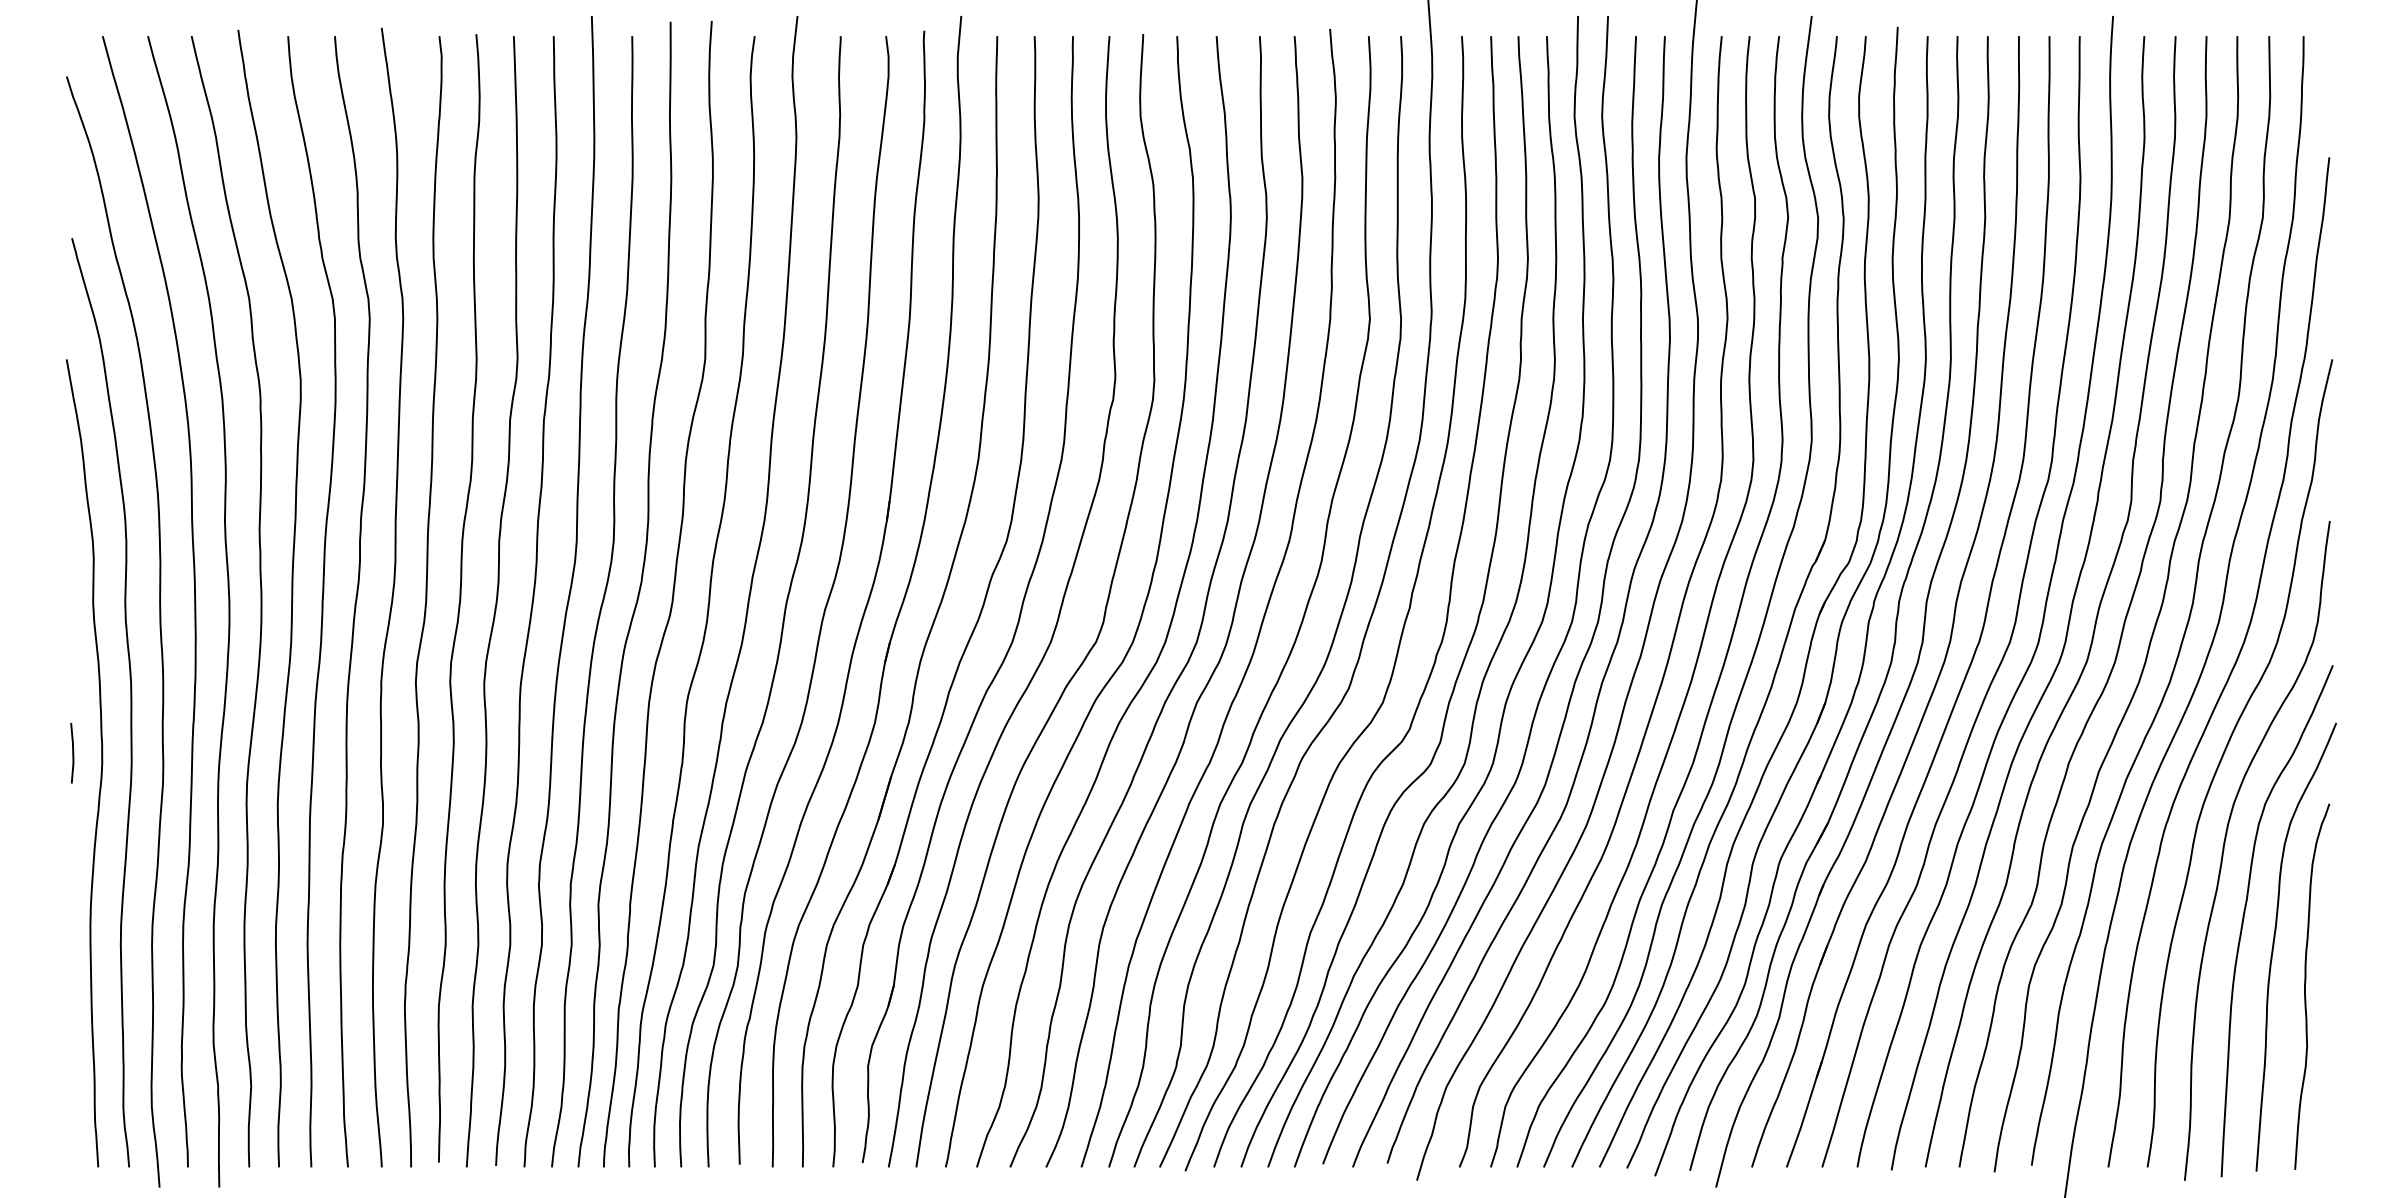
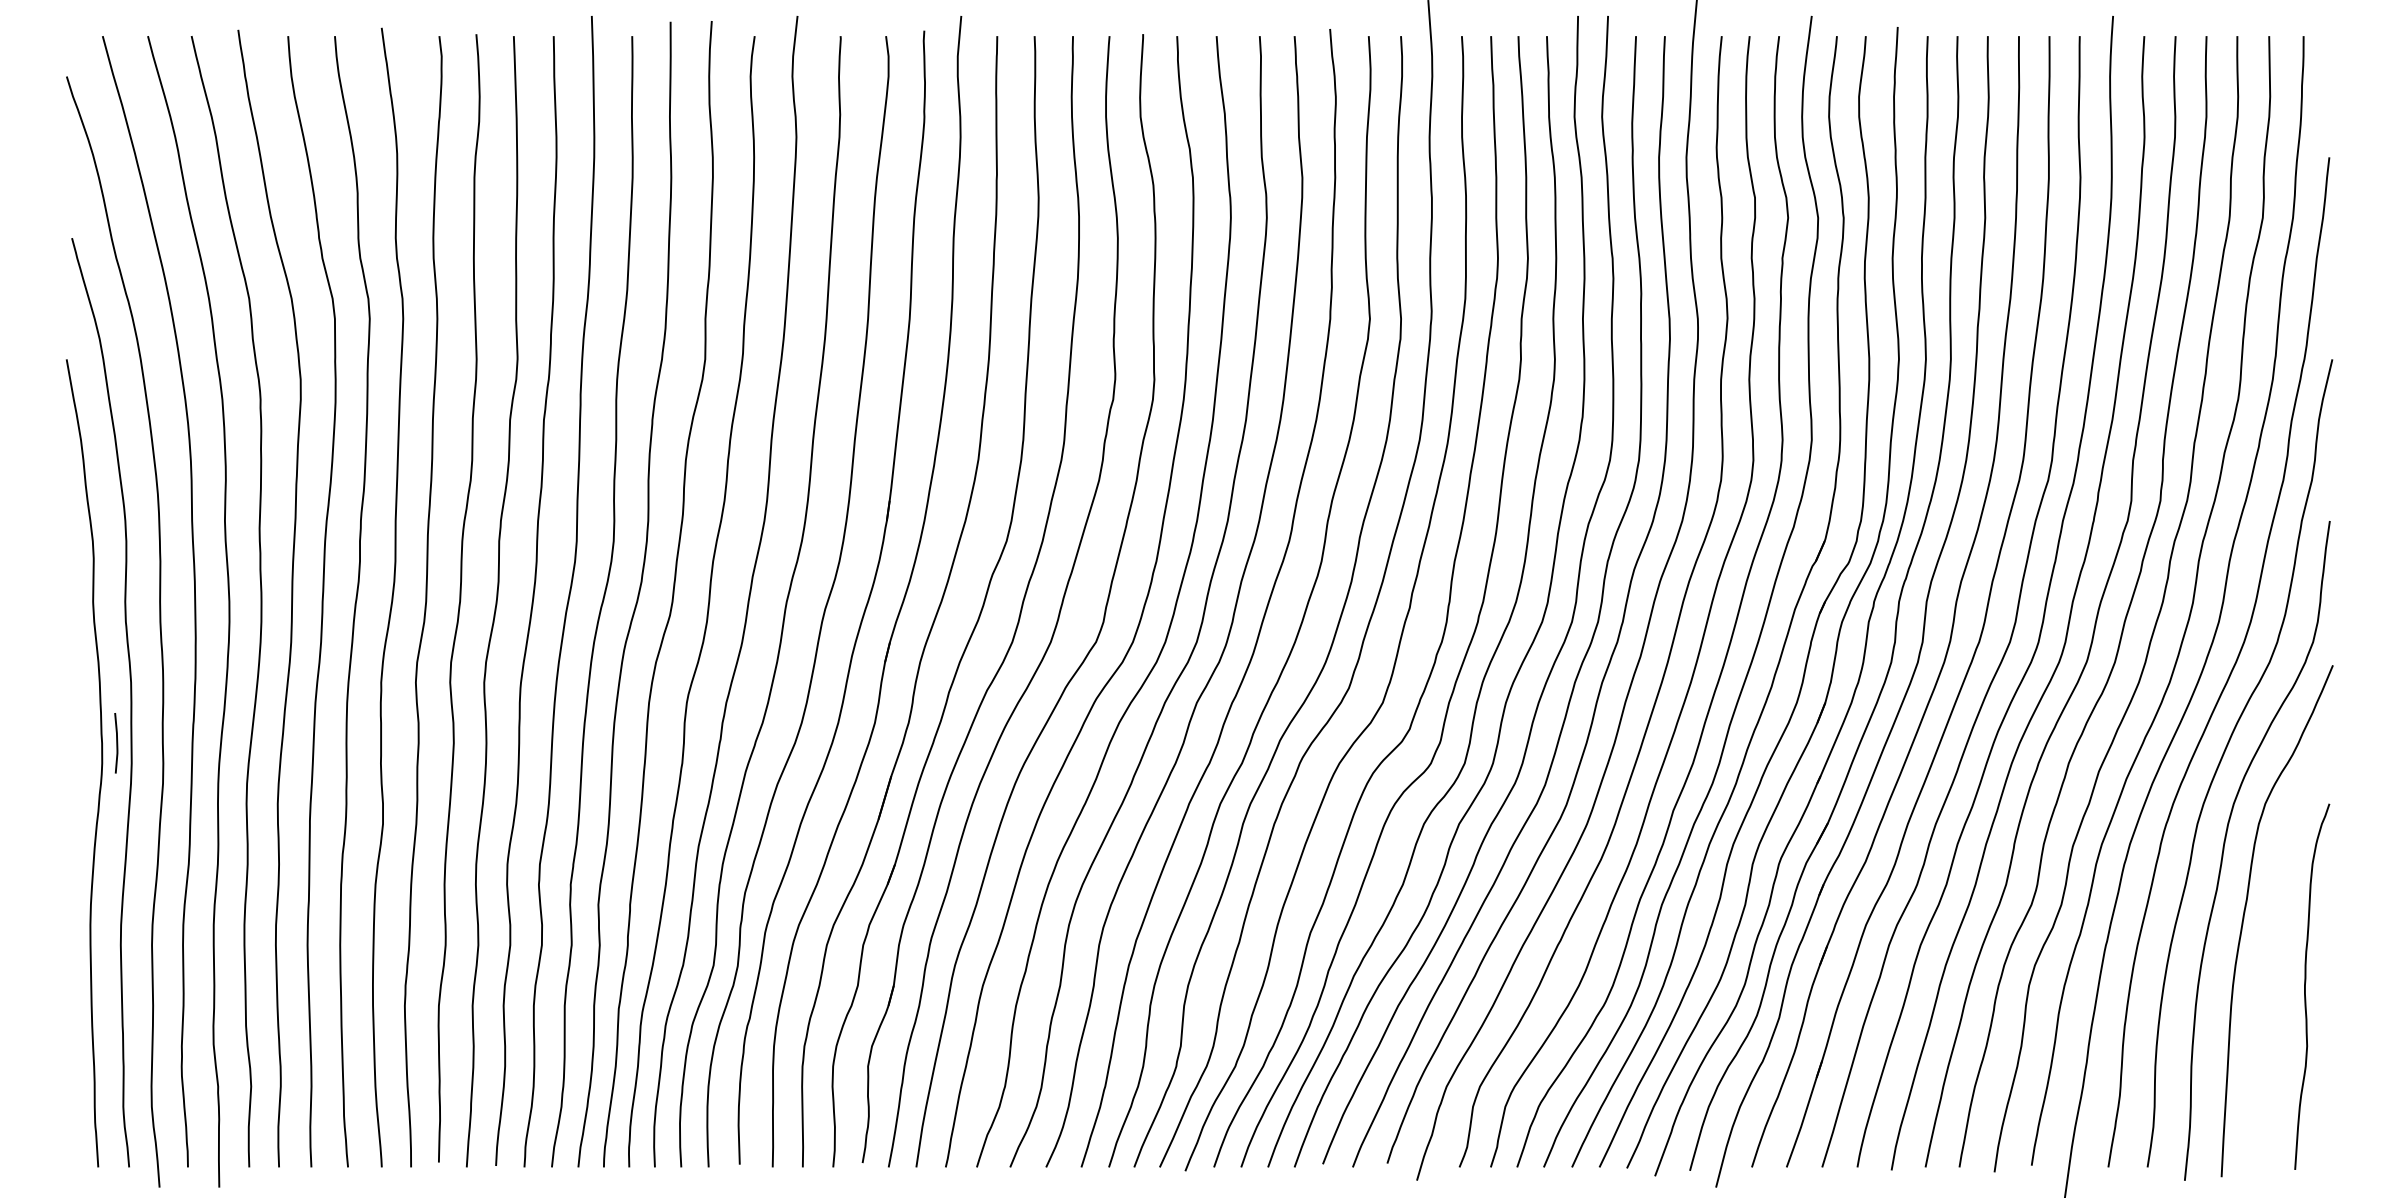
line position: (72, 753) -> (116, 743) (116, 743)
curve: present -> none (2274, 945)
